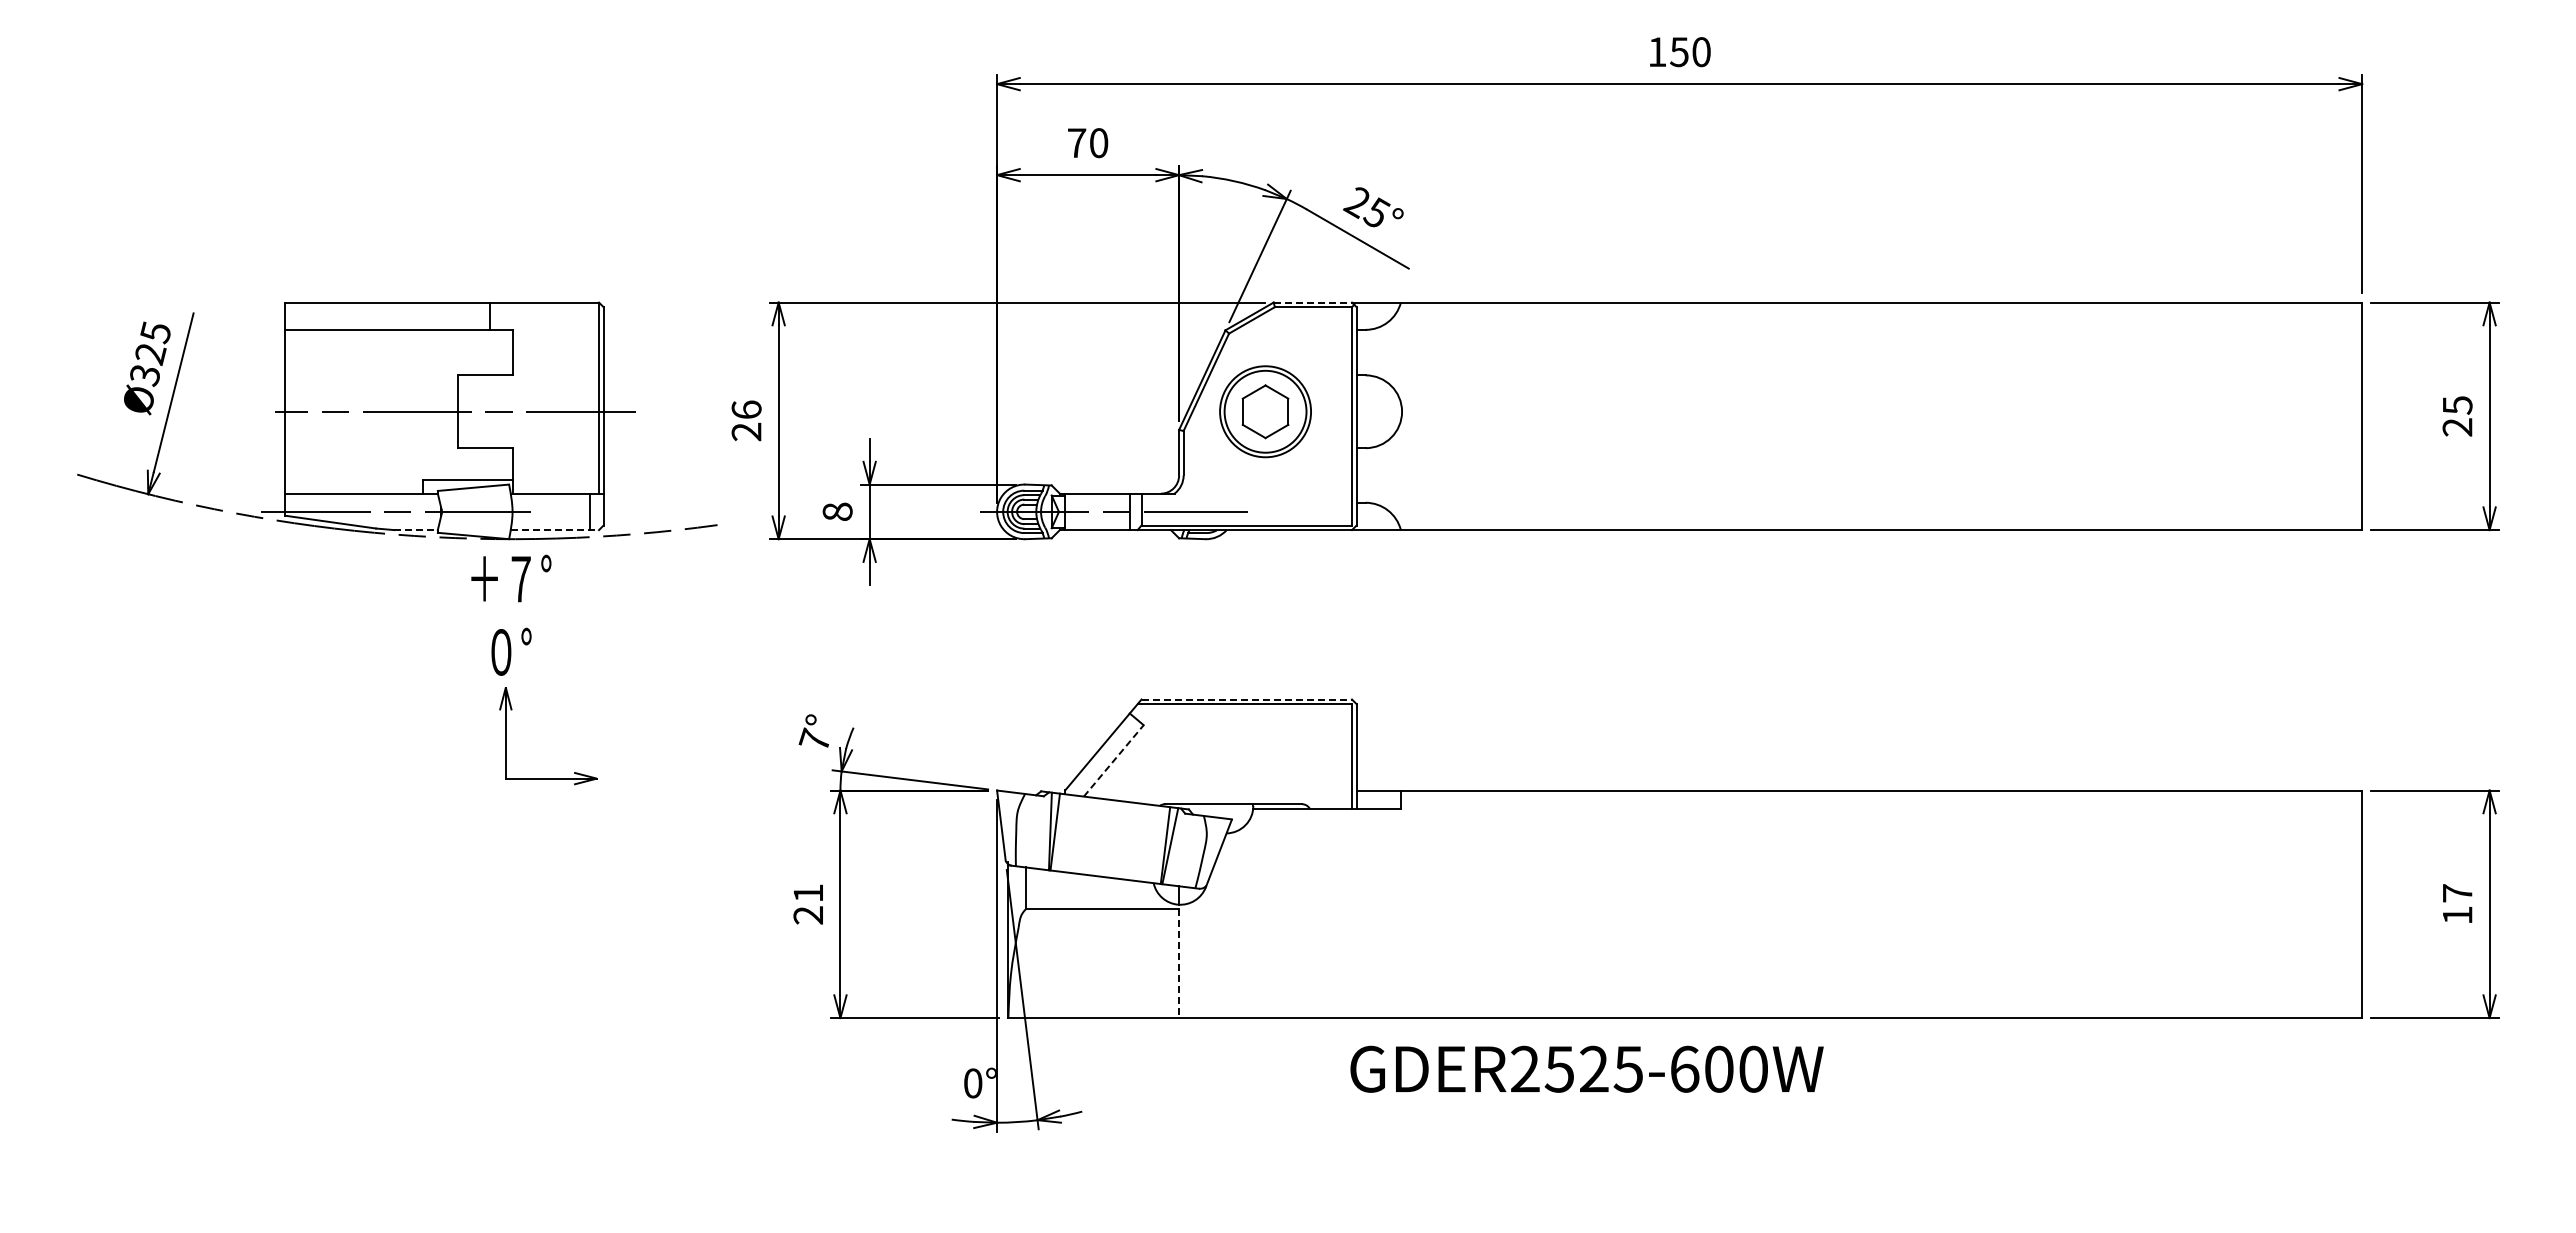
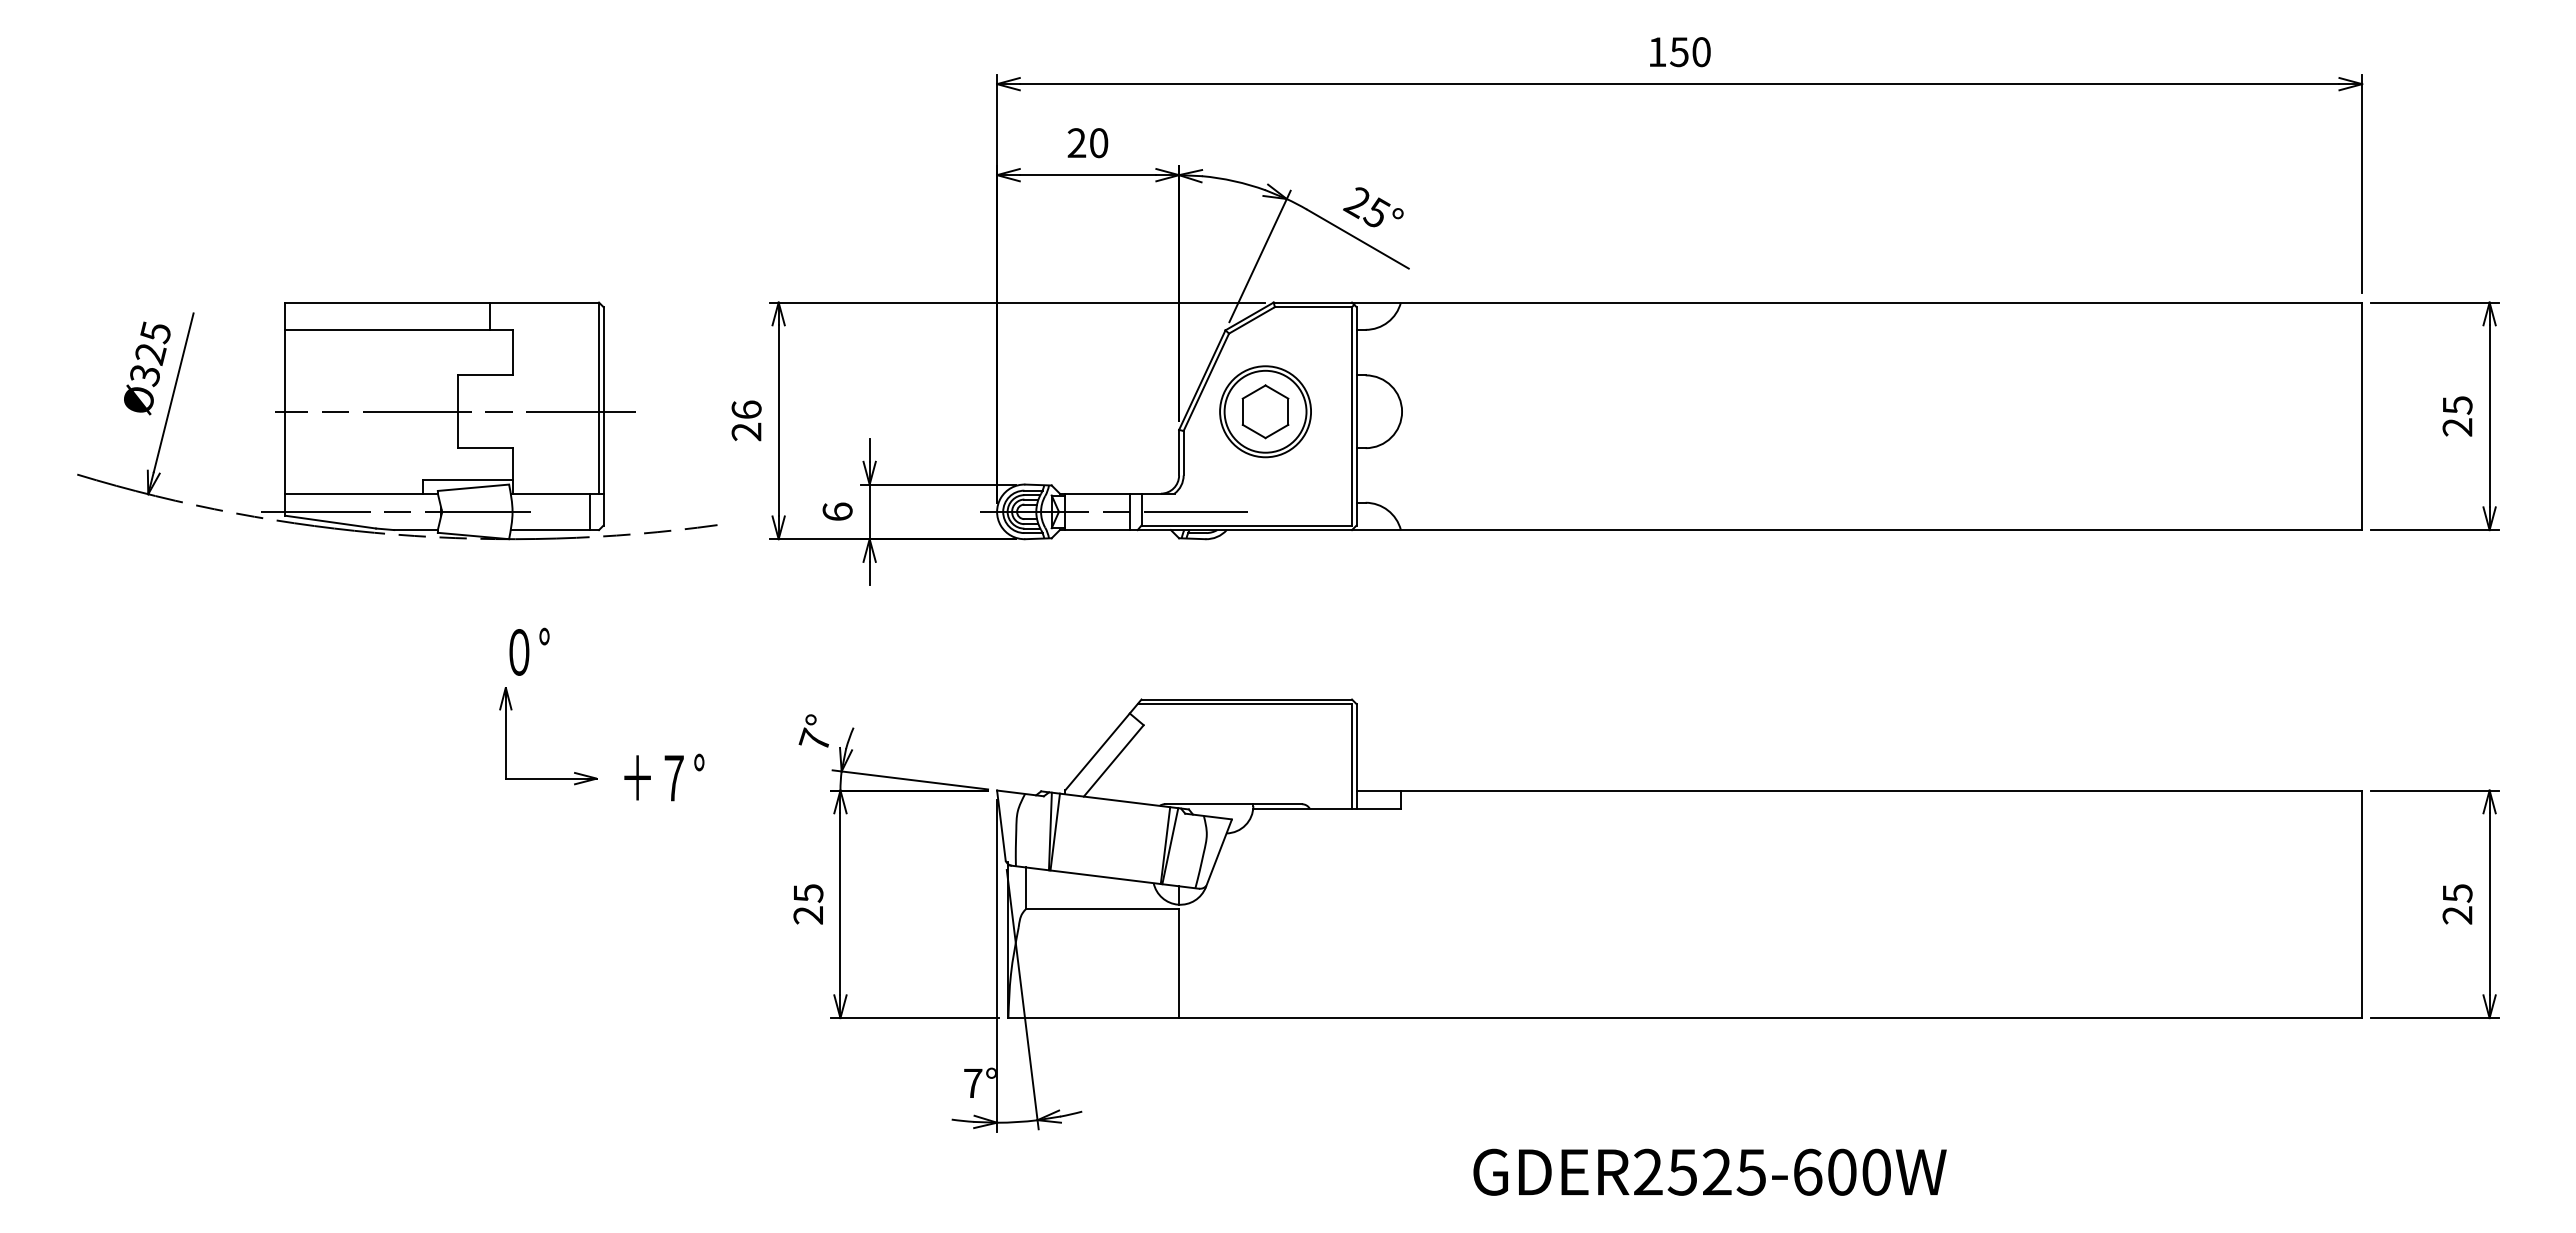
text: 70 -> 20 (1076, 142)
line: dashed -> solid (1313, 302)
text: 8 -> 6 (837, 511)
line: dashed -> solid (416, 530)
line: dashed -> solid (555, 530)
text position: (511, 578) -> (664, 777) (664, 777)
text position: (511, 651) -> (529, 651) (529, 651)
line: dashed -> solid (1247, 699)
line: dashed -> solid (1113, 760)
text: 21 -> 25 (808, 893)
text: 17 -> 25 (2457, 904)
line: dashed -> solid (1179, 963)
text position: (1586, 1068) -> (1709, 1171) (1709, 1171)
text: 0° -> 7° (973, 1083)
